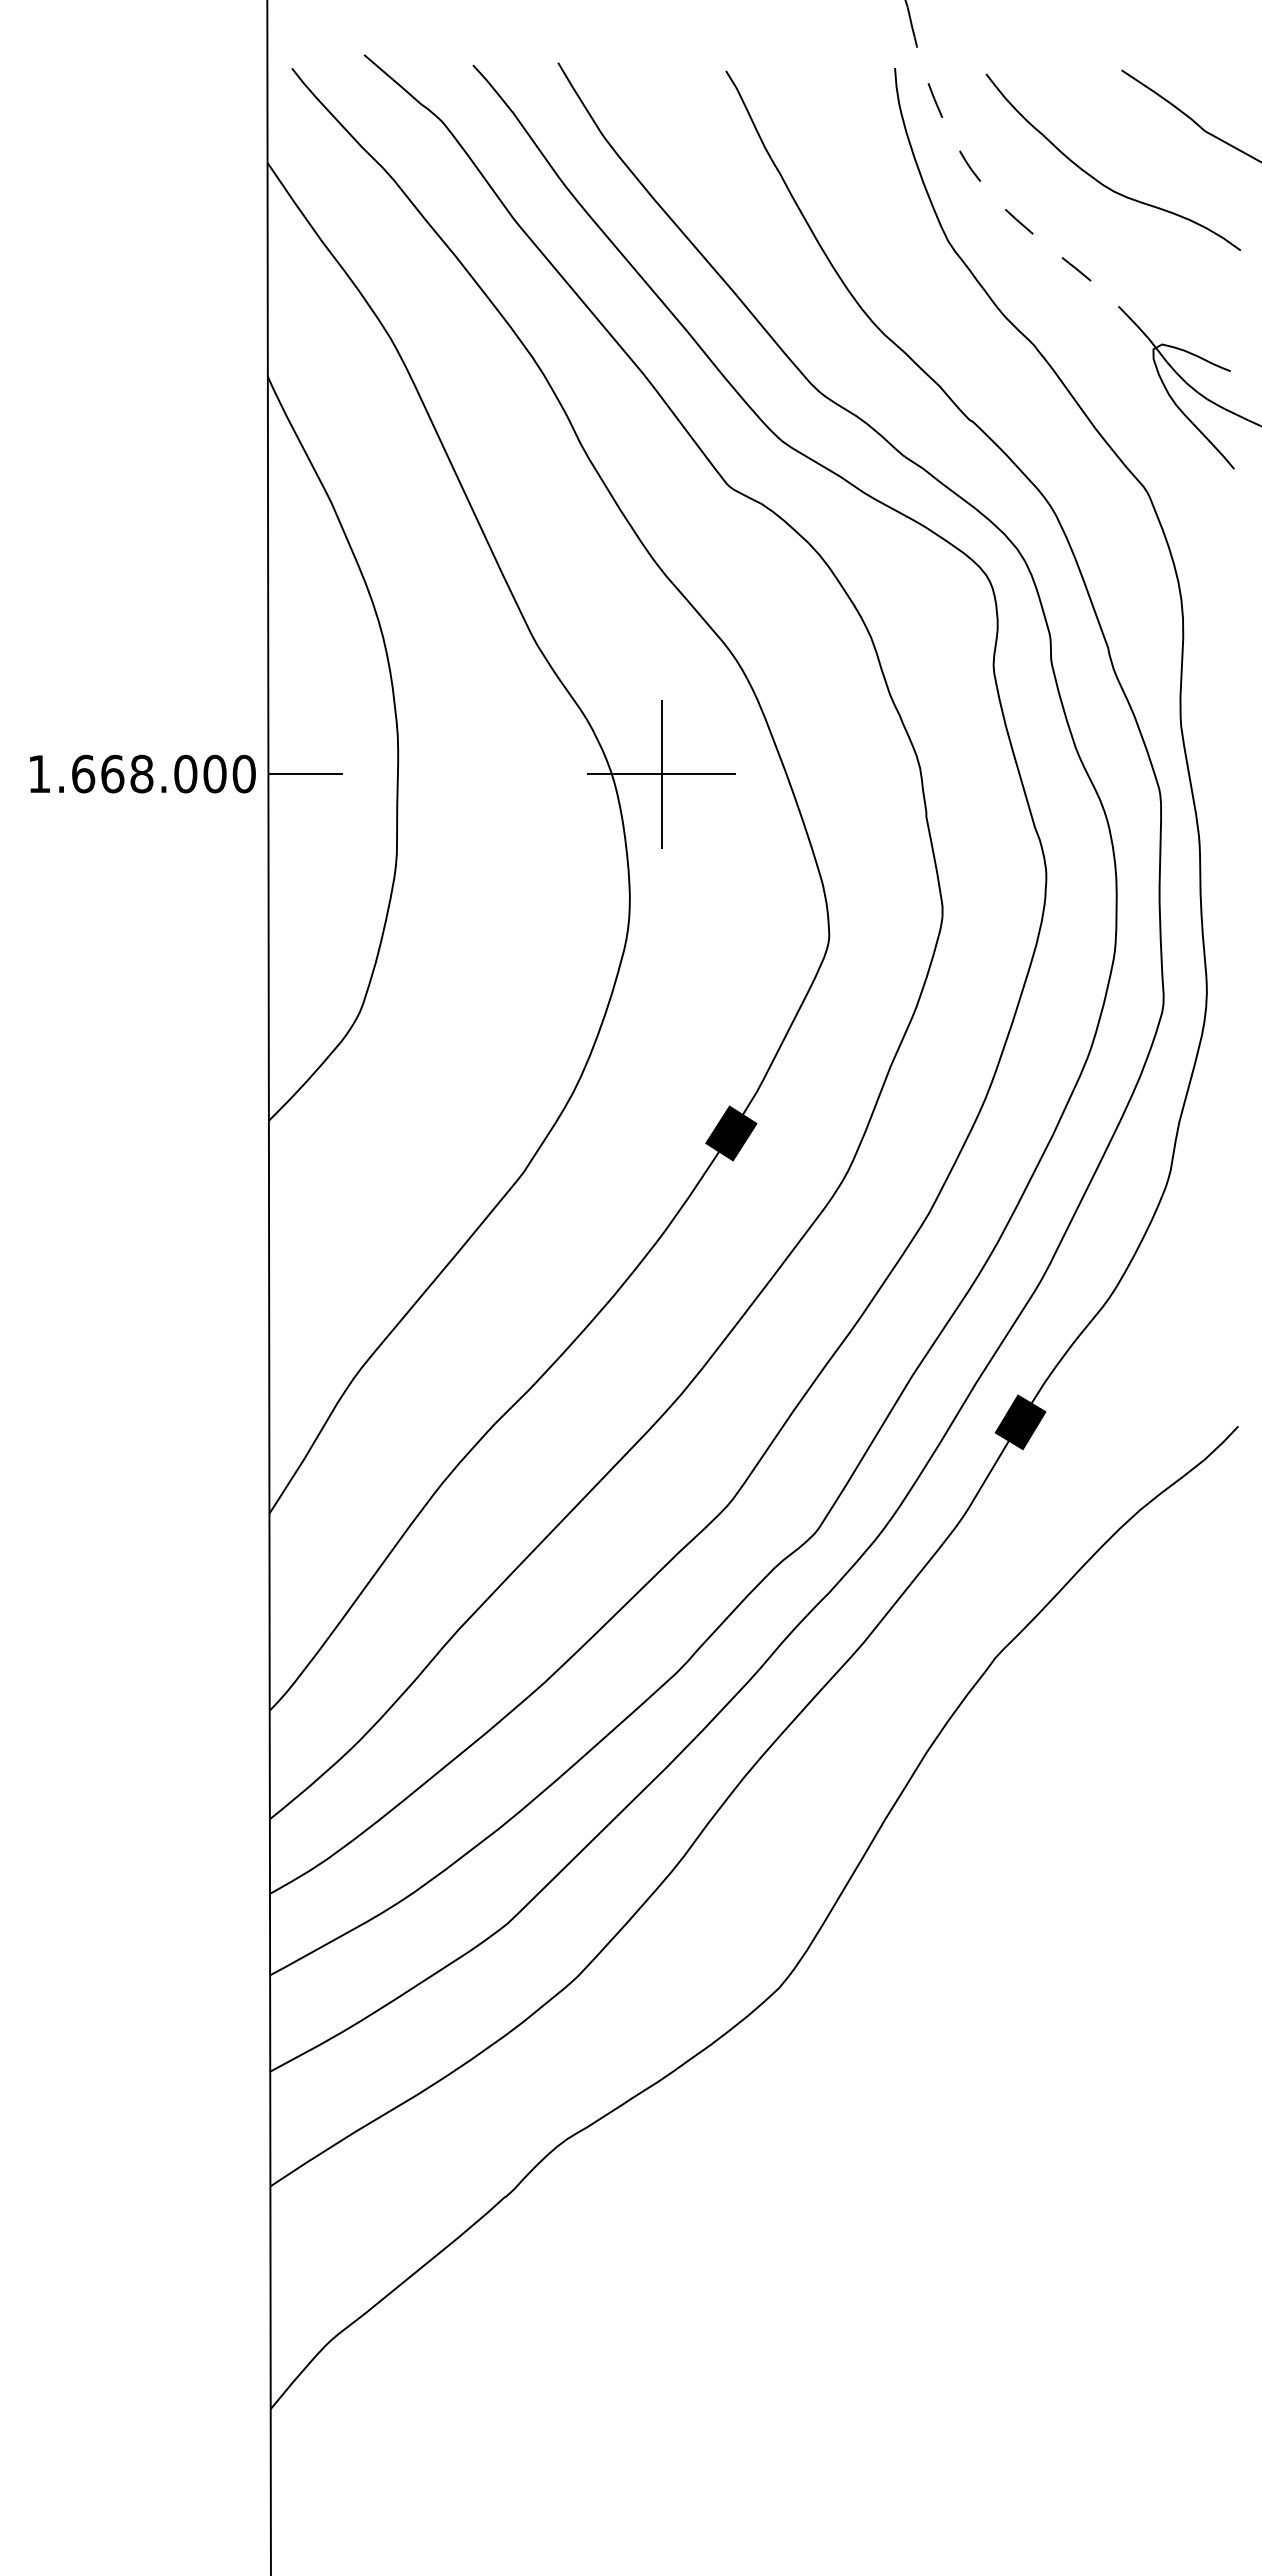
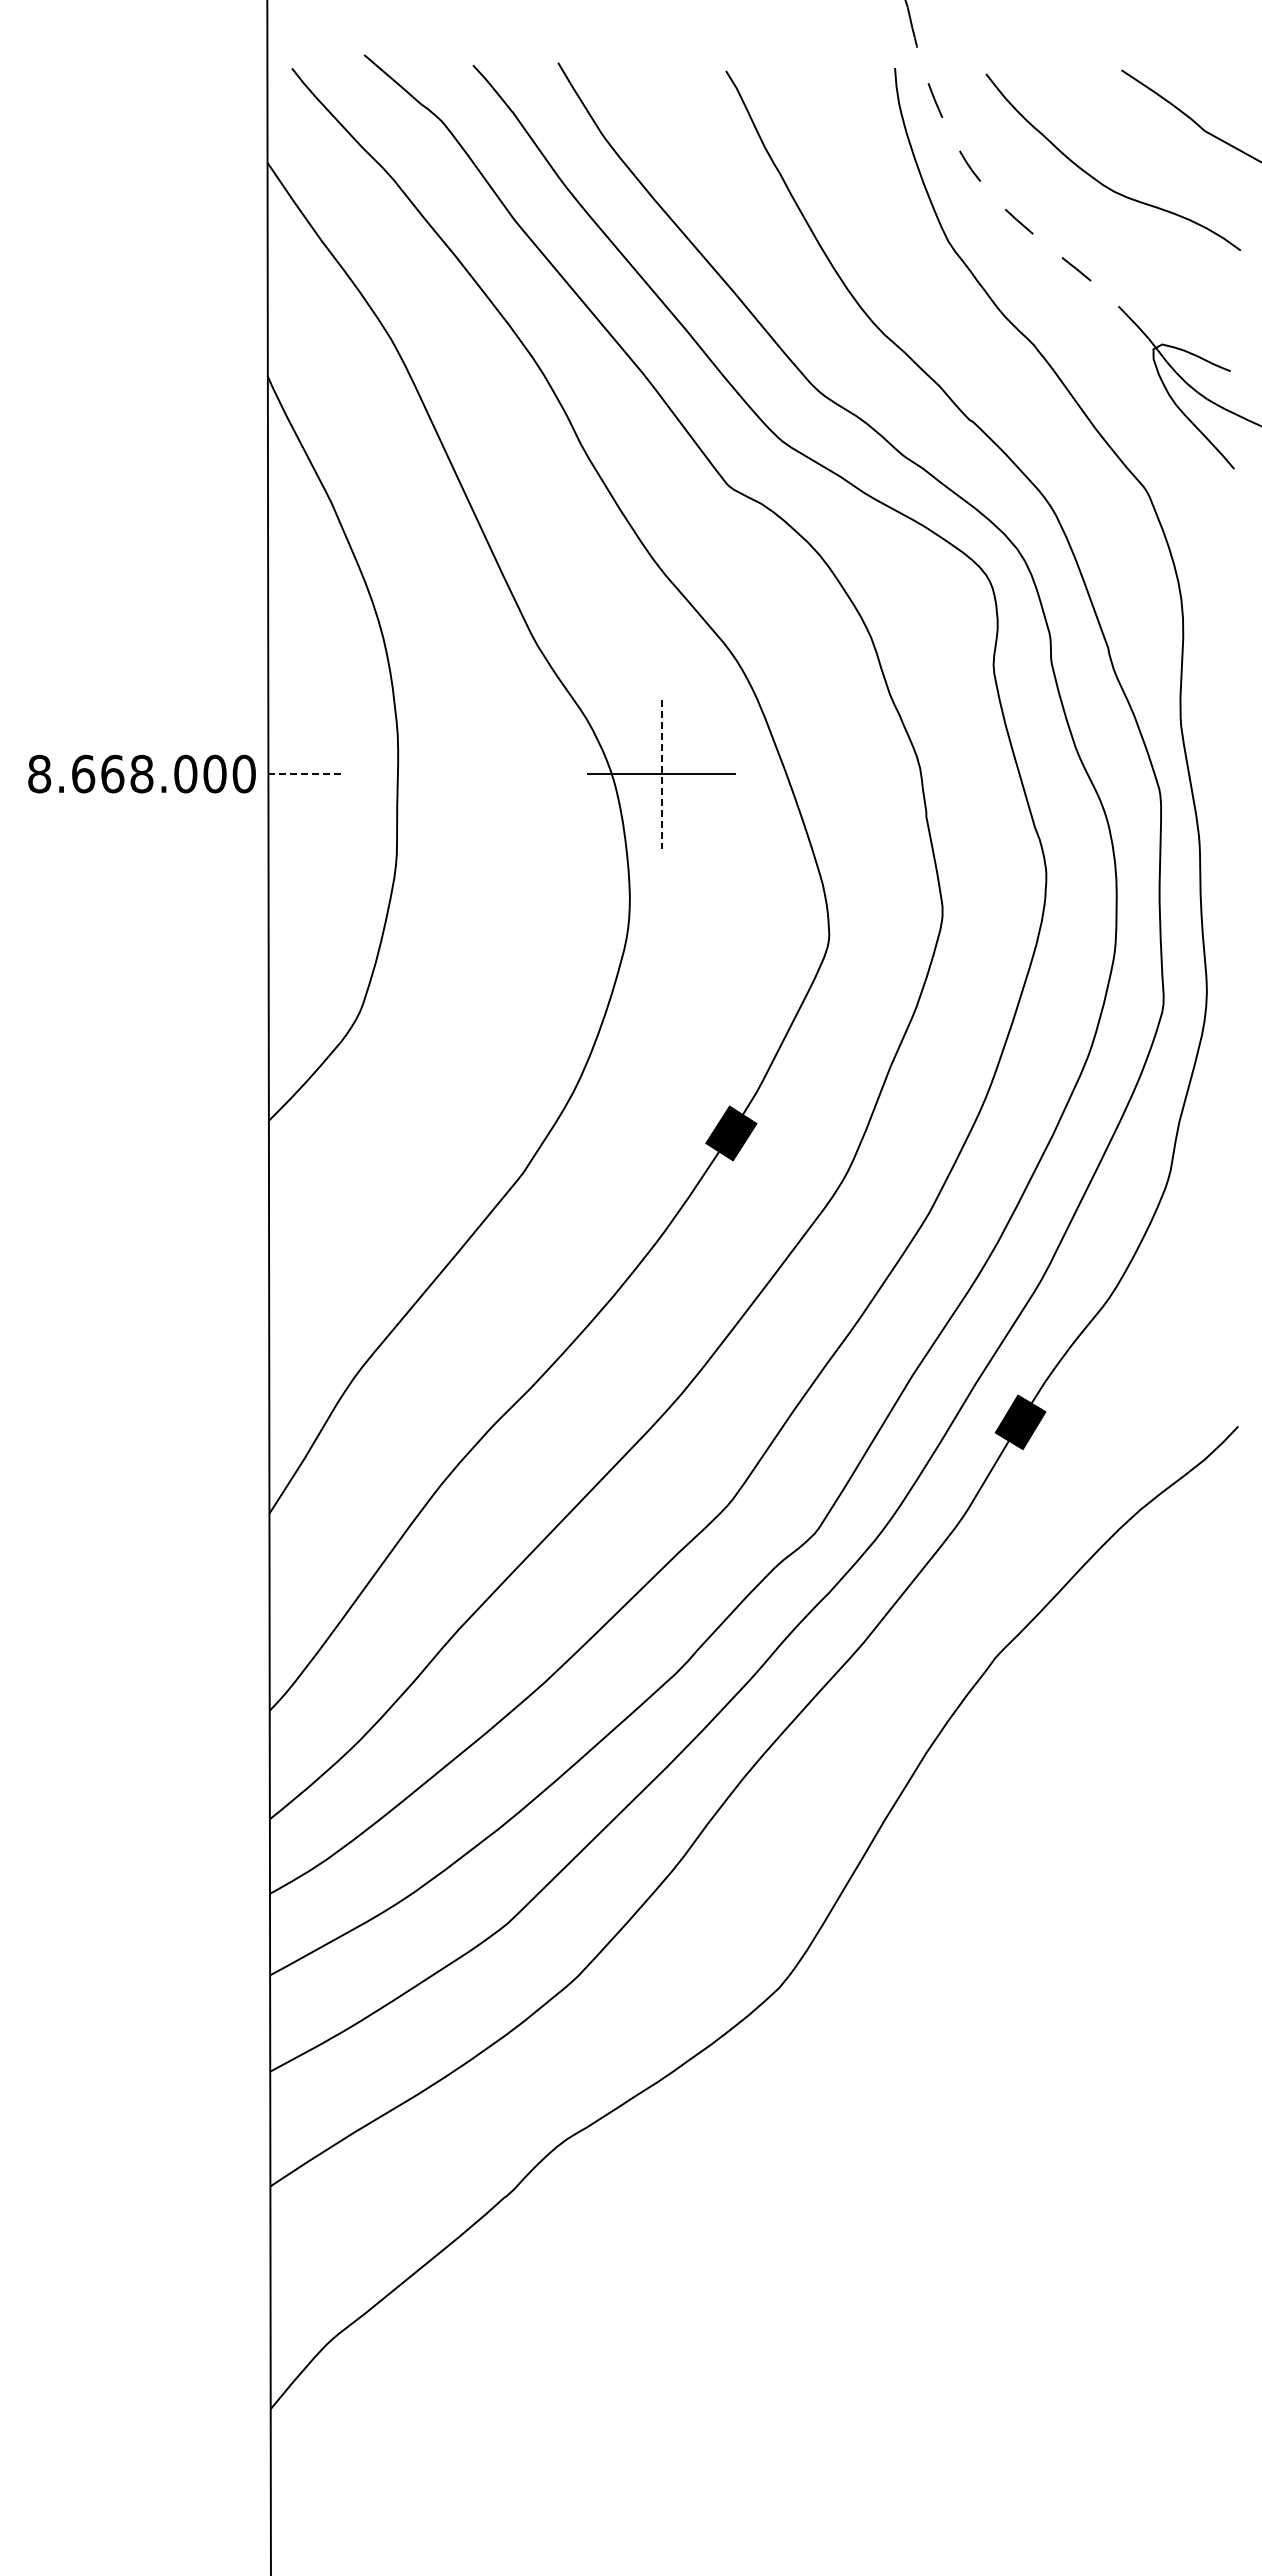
text: 1.668.000 -> 8.668.000 (39, 773)
line: solid -> dashed (306, 774)
line: solid -> dashed (661, 774)
